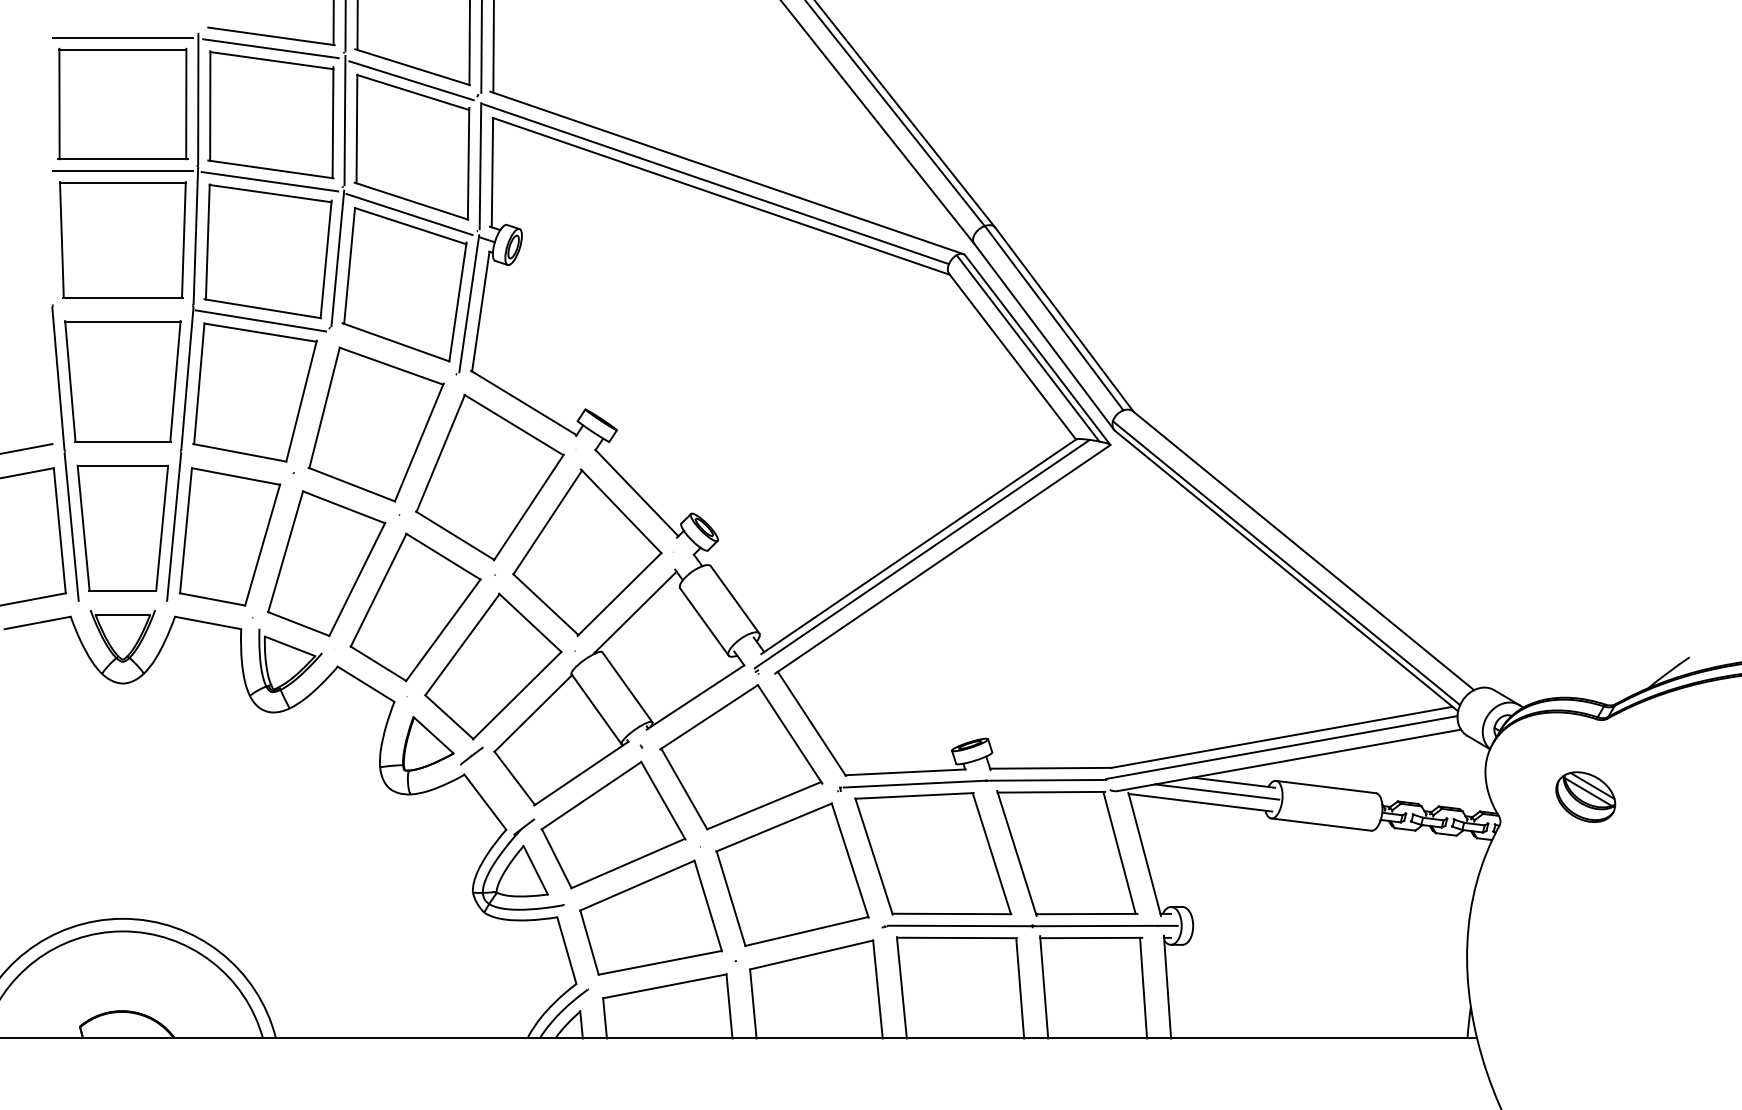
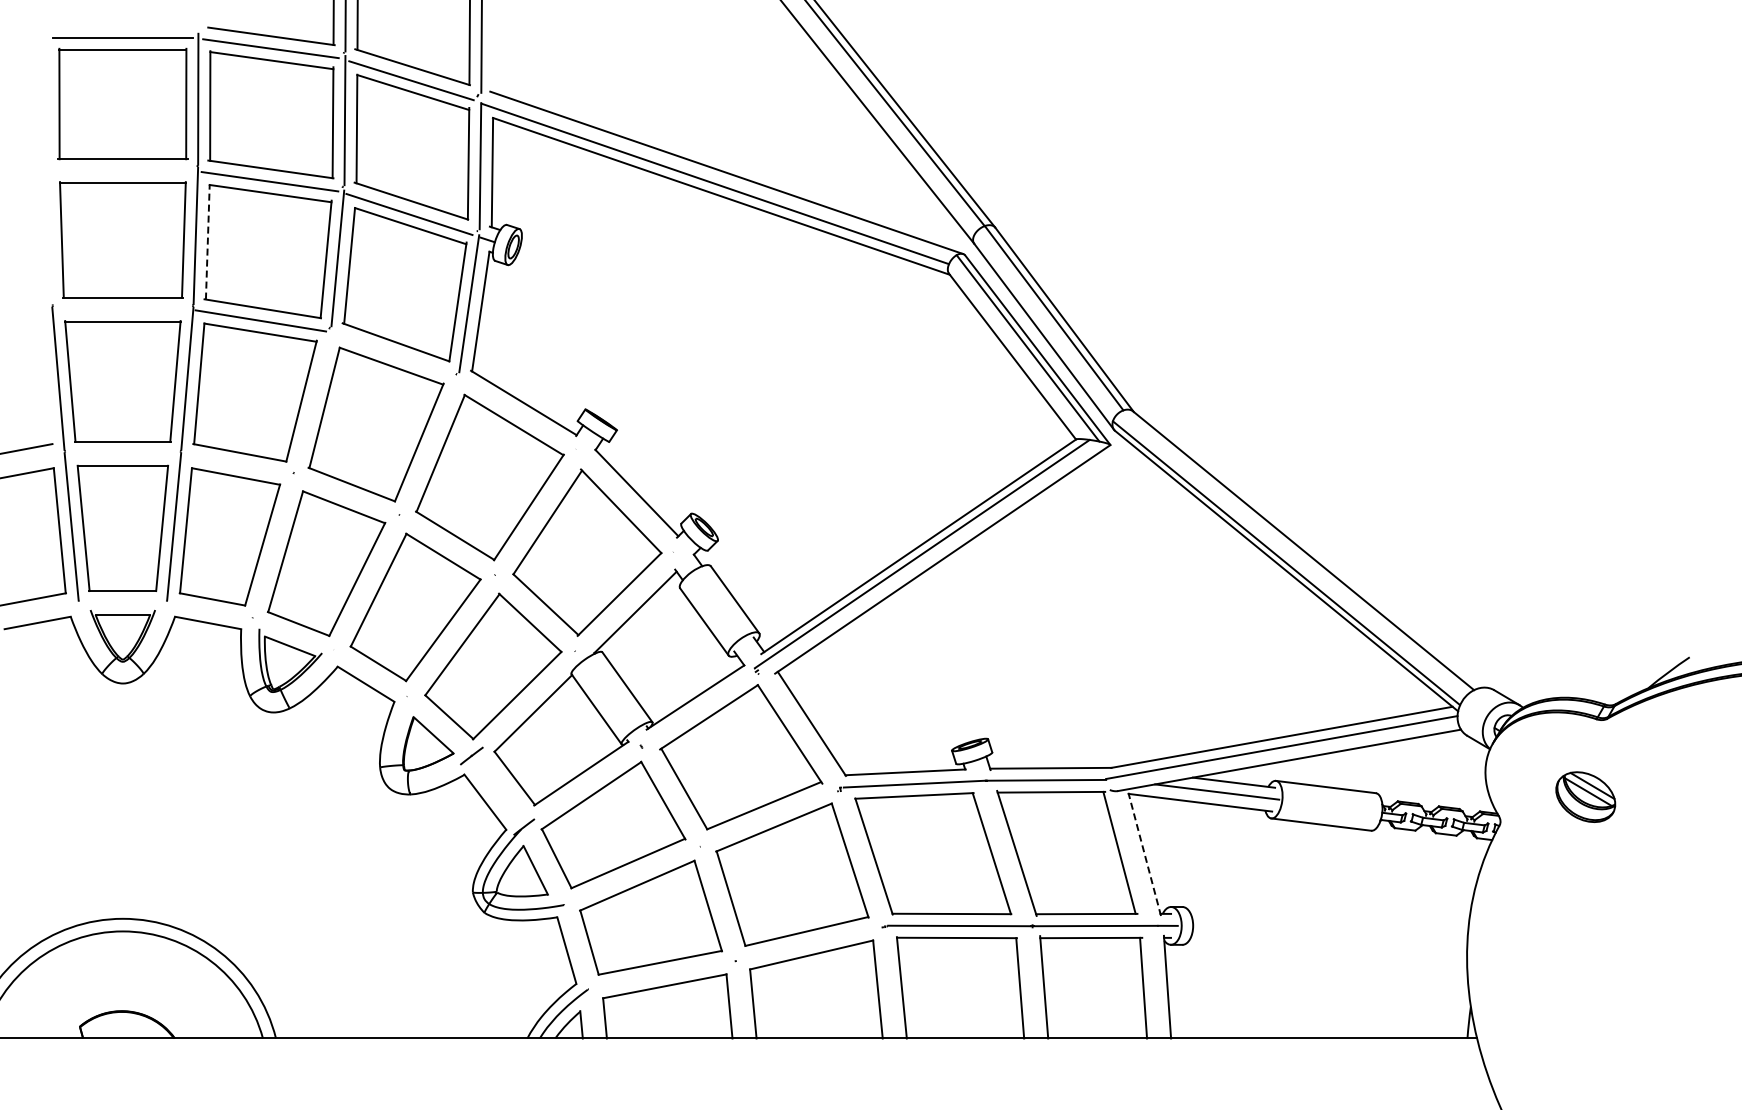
line: present -> none (493, 47)
line: present -> none (122, 171)
line: solid -> dashed (207, 242)
line: solid -> dashed (1144, 854)
